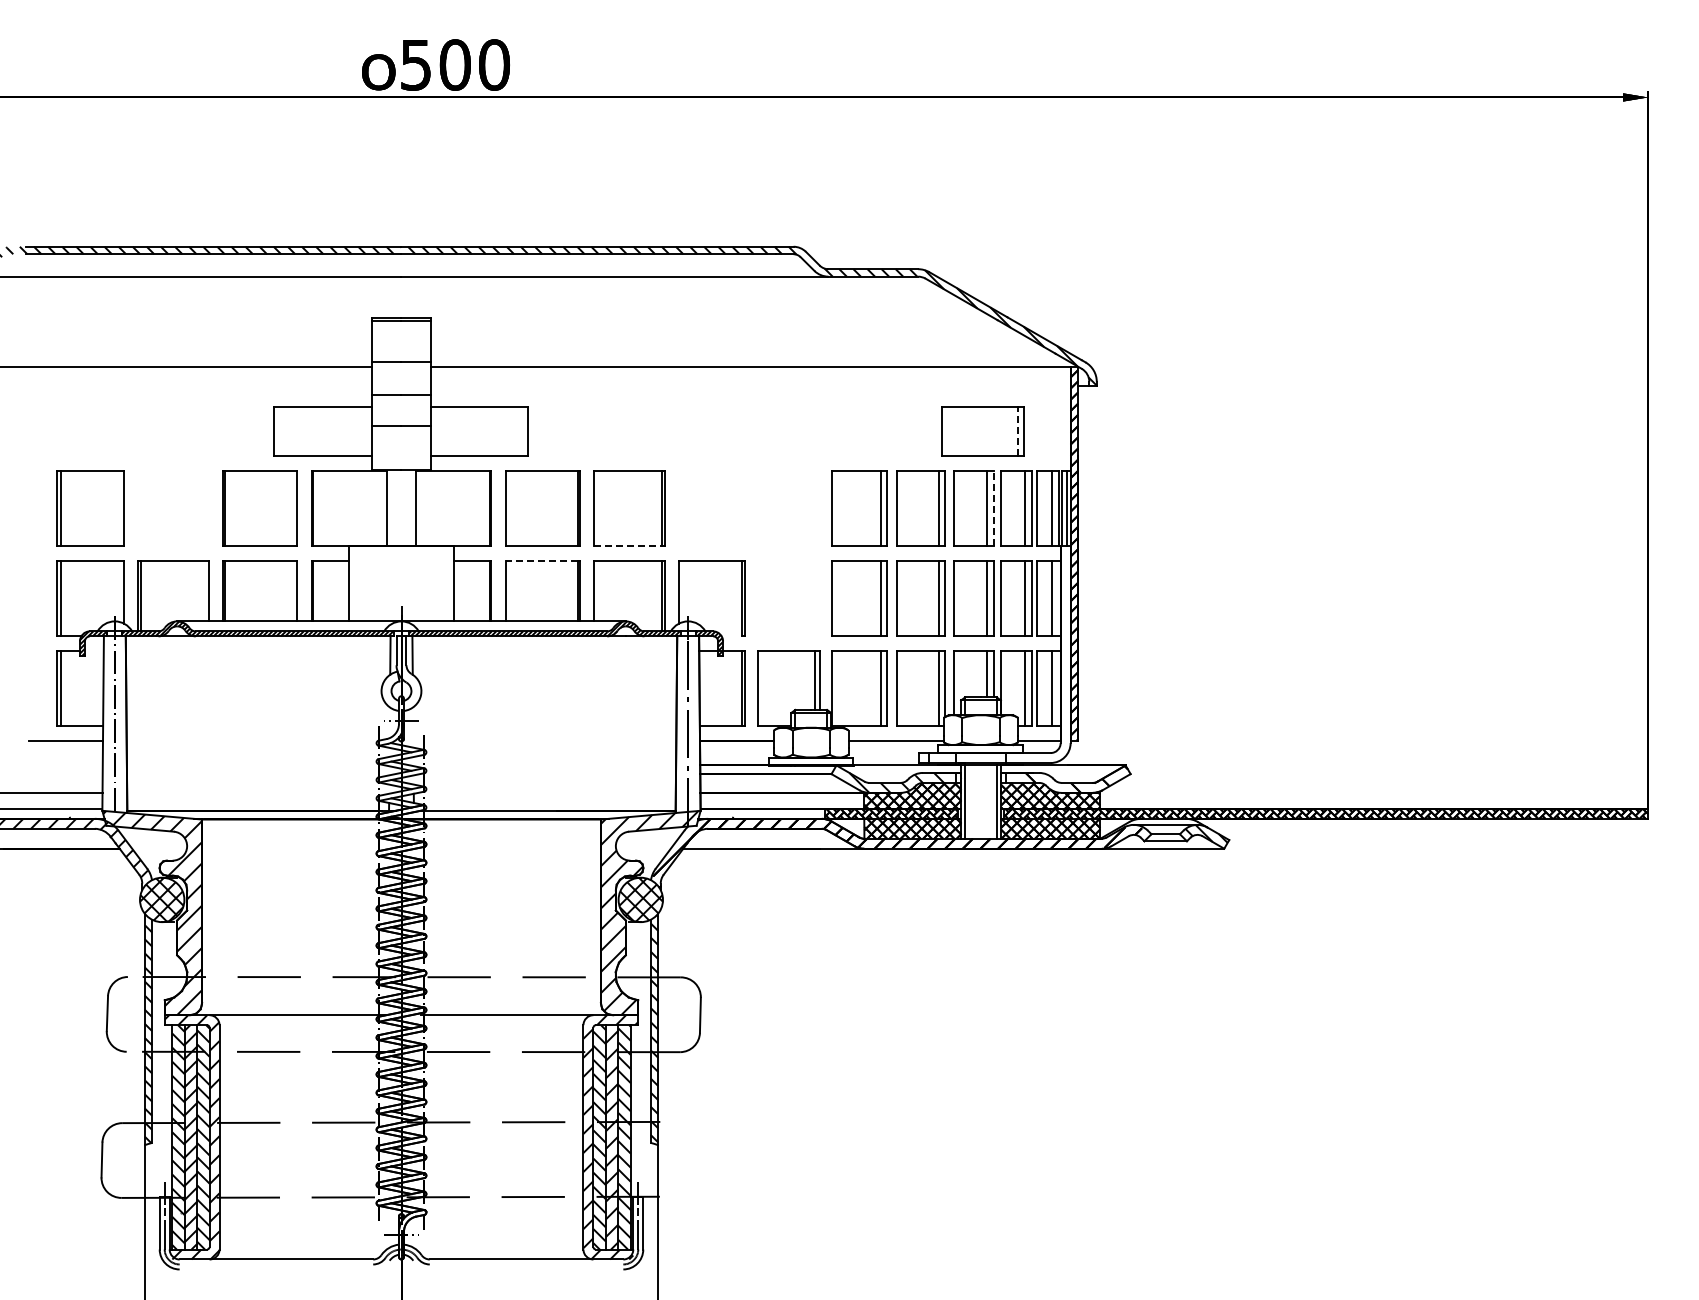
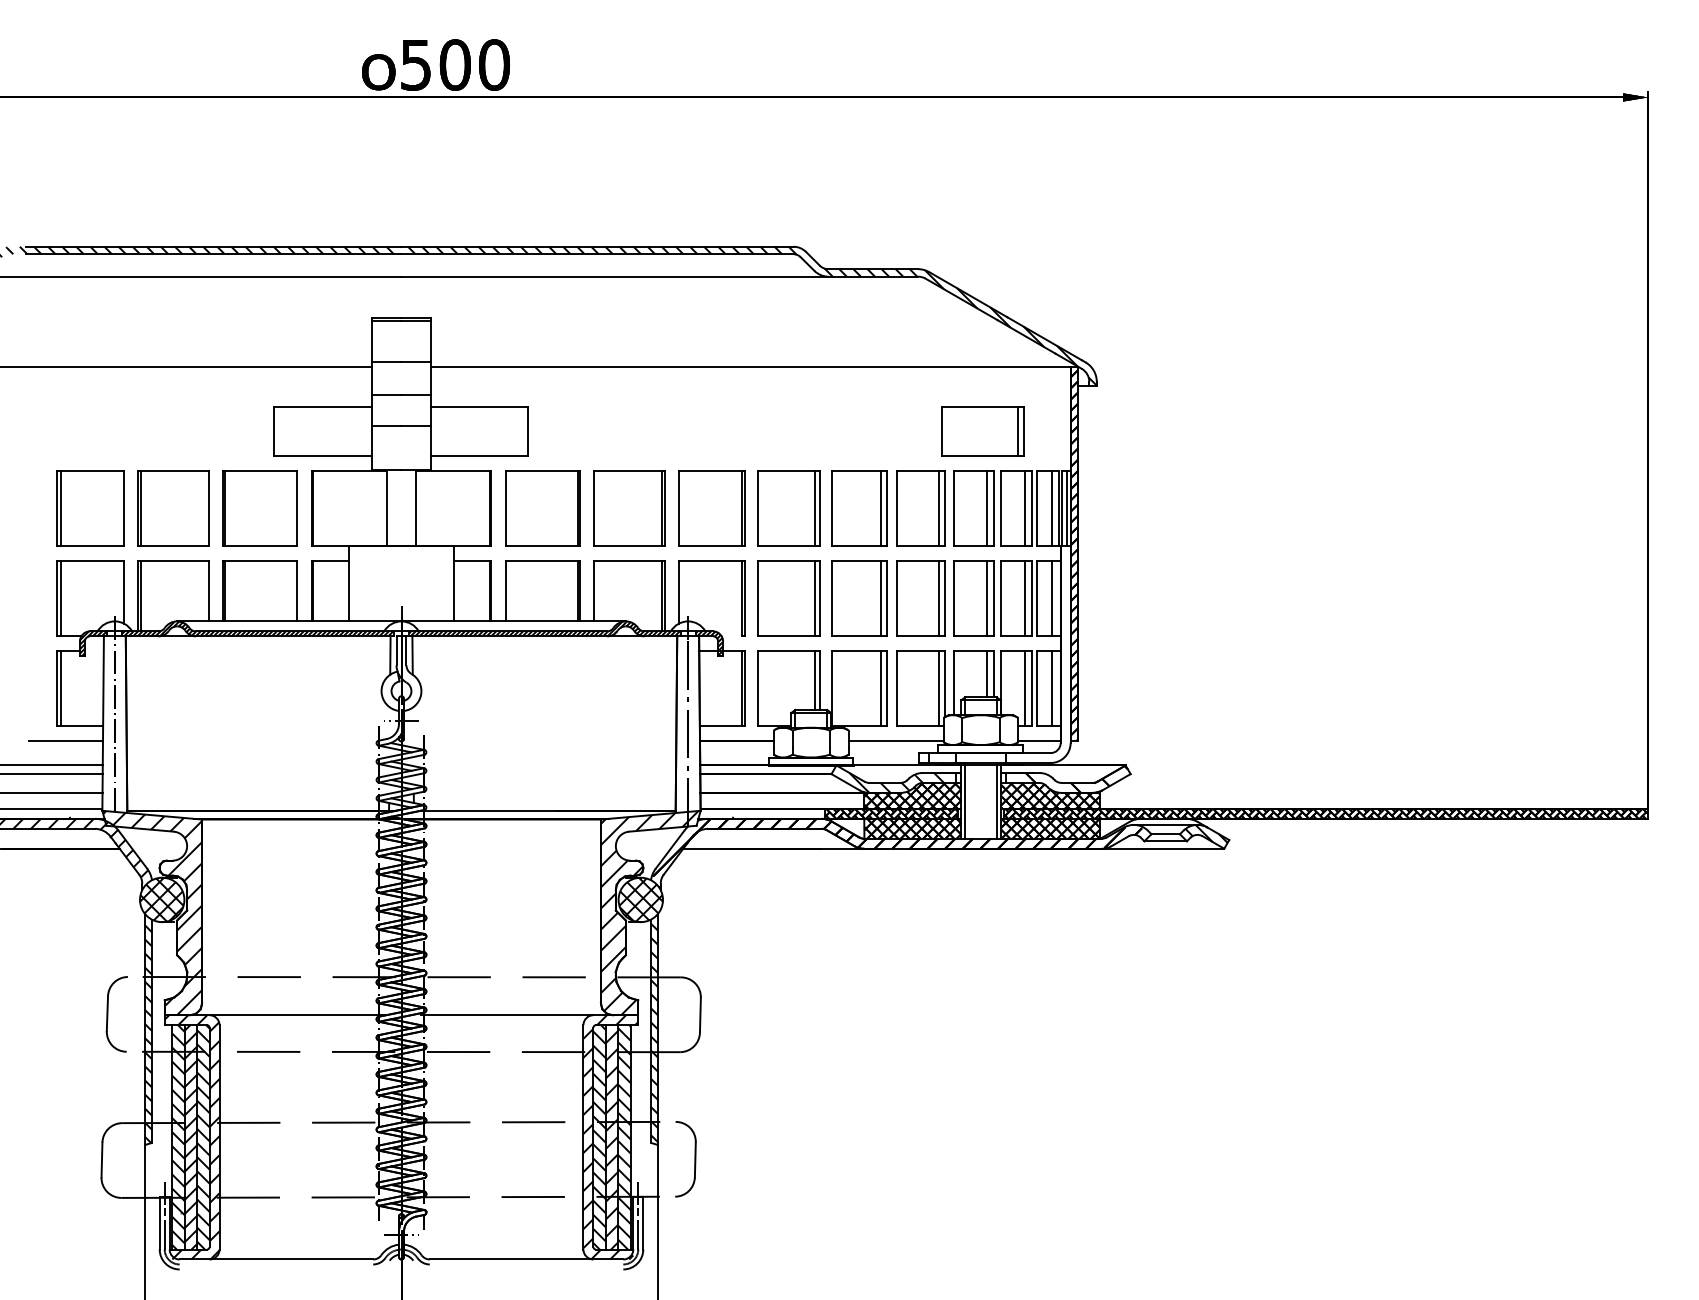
line: dashed -> solid (1017, 431)
part: none -> present (173, 508)
part: none -> present (711, 508)
part: none -> present (788, 508)
line: dashed -> solid (993, 508)
line: dashed -> solid (628, 546)
line: dashed -> solid (541, 561)
part: none -> present (788, 598)
line: none -> present (52, 765)
line: none -> present (52, 774)
part: none -> present (694, 1159)
